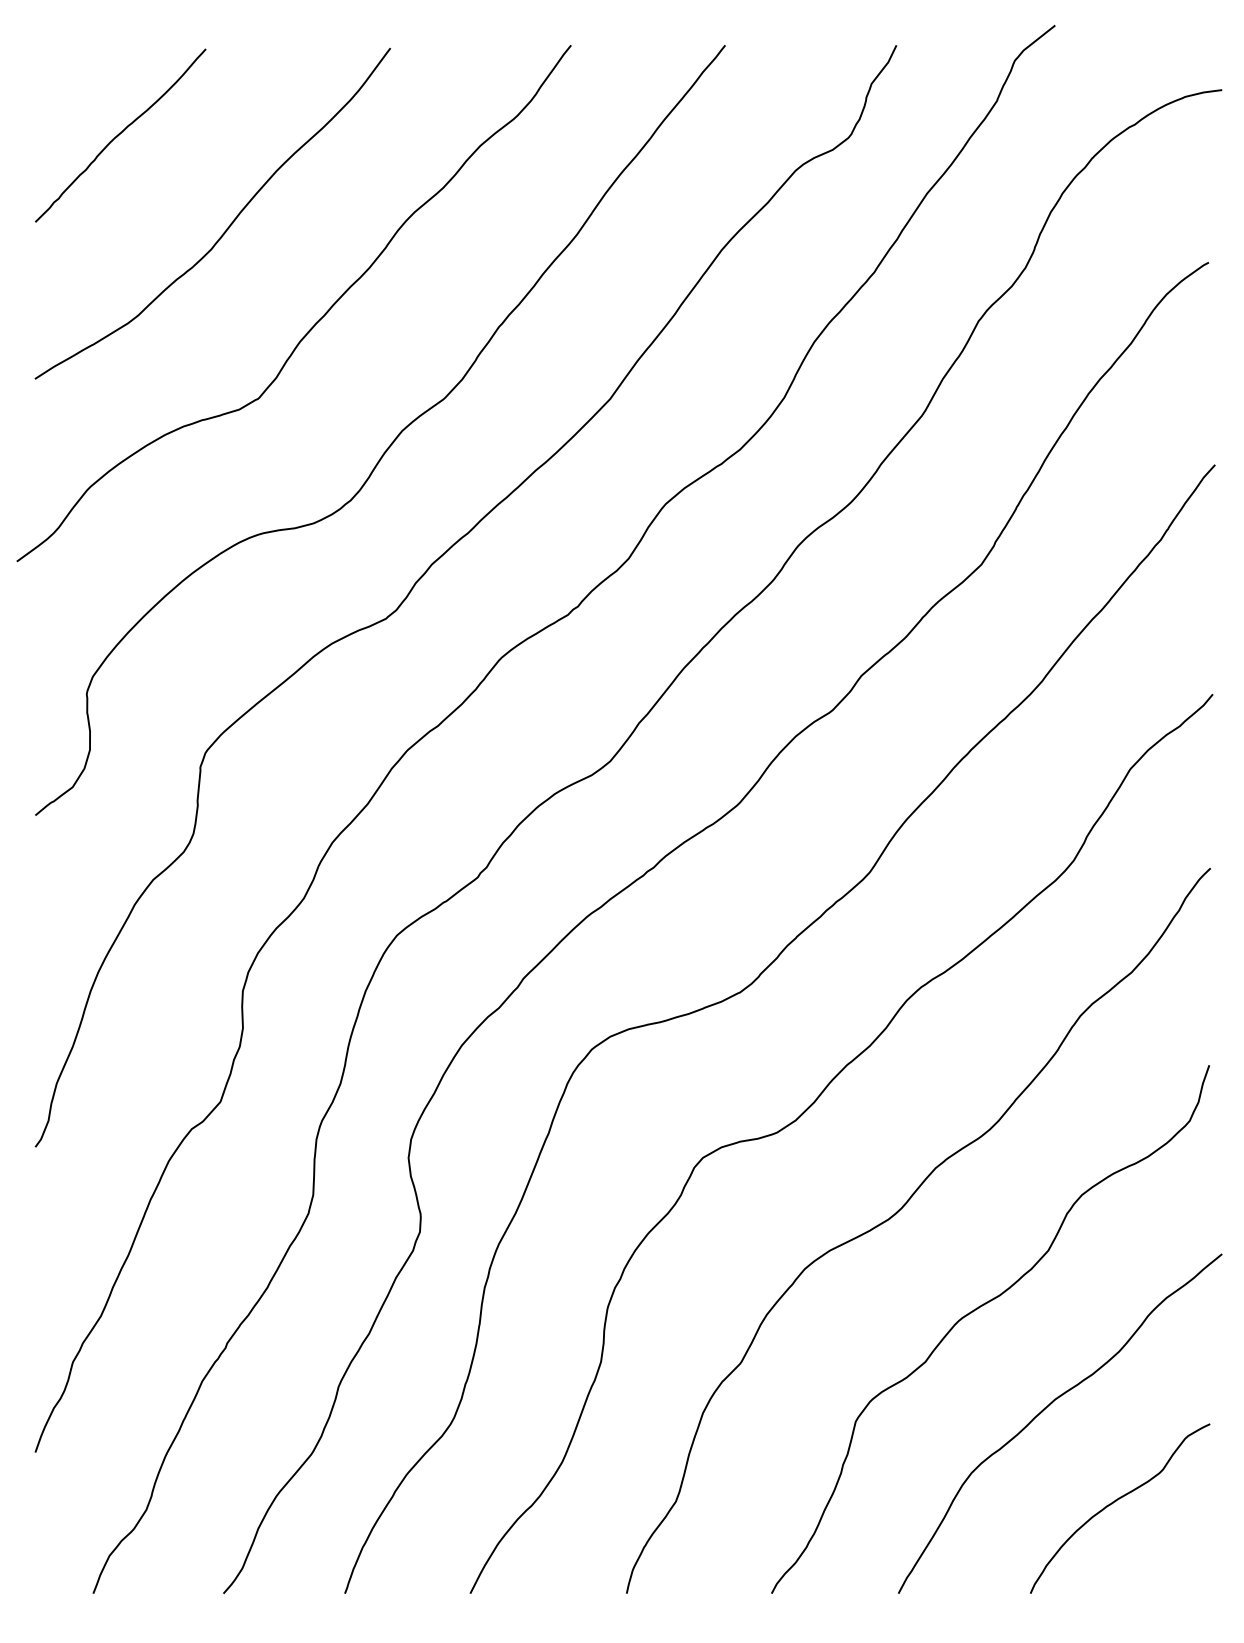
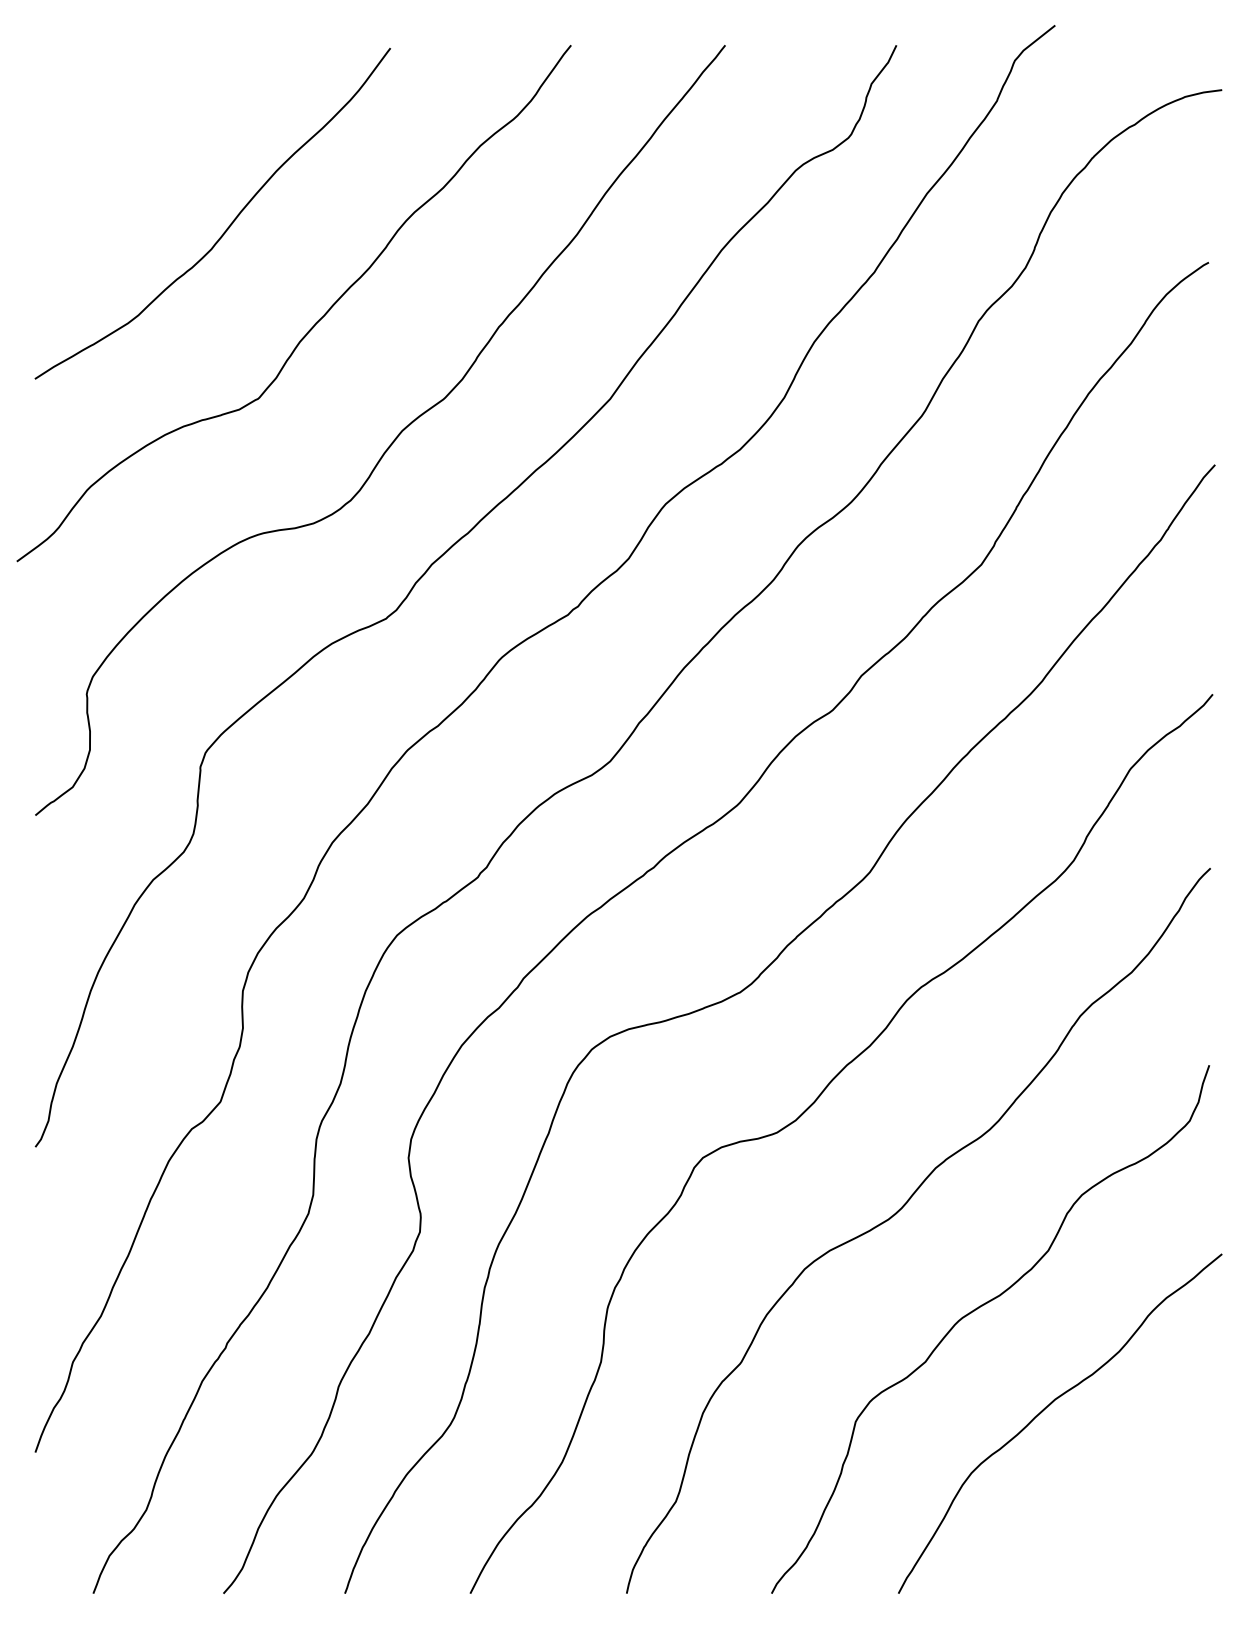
curve: present -> none (120, 134)
curve: present -> none (1115, 1502)
